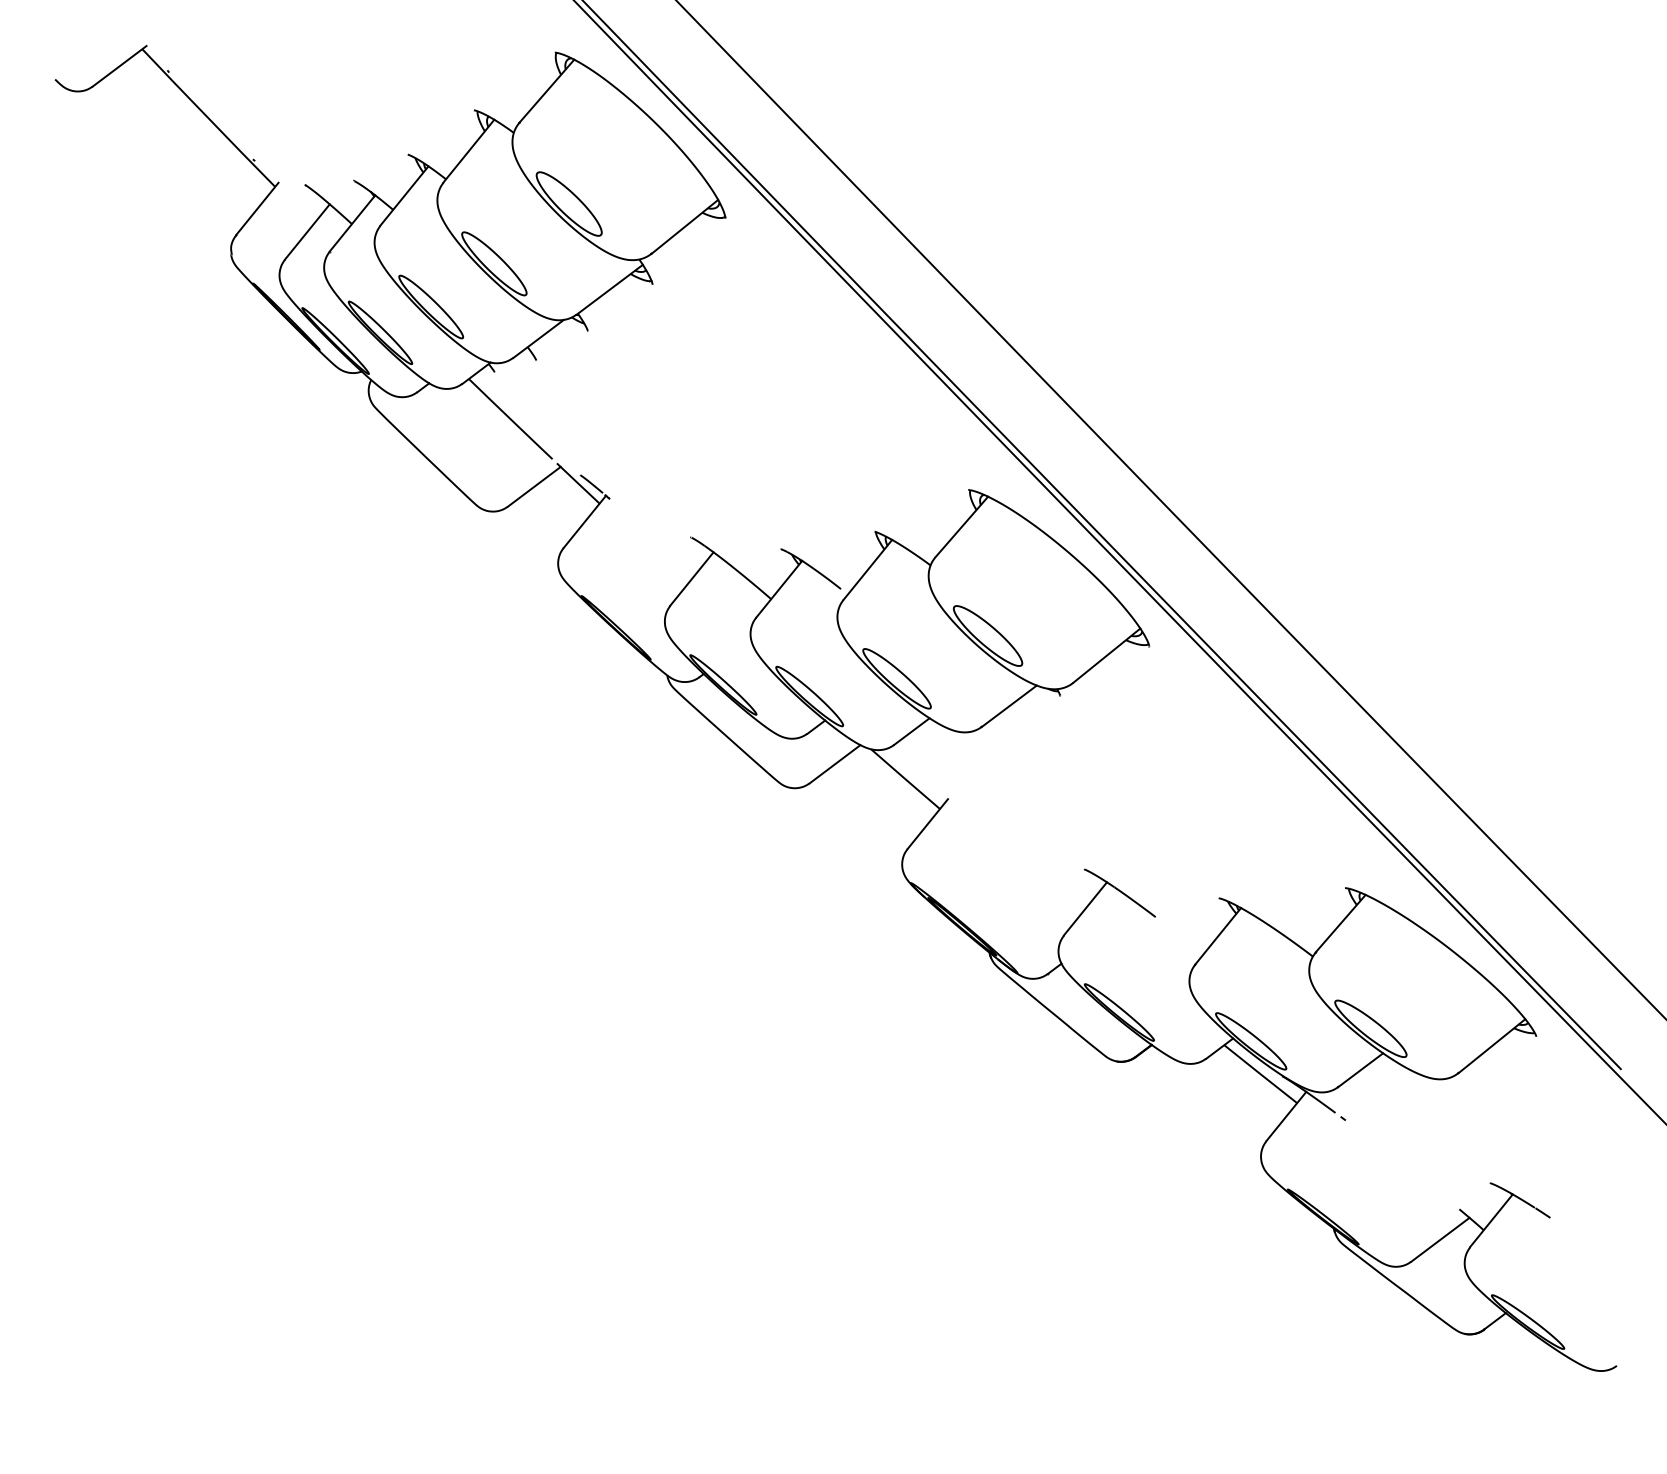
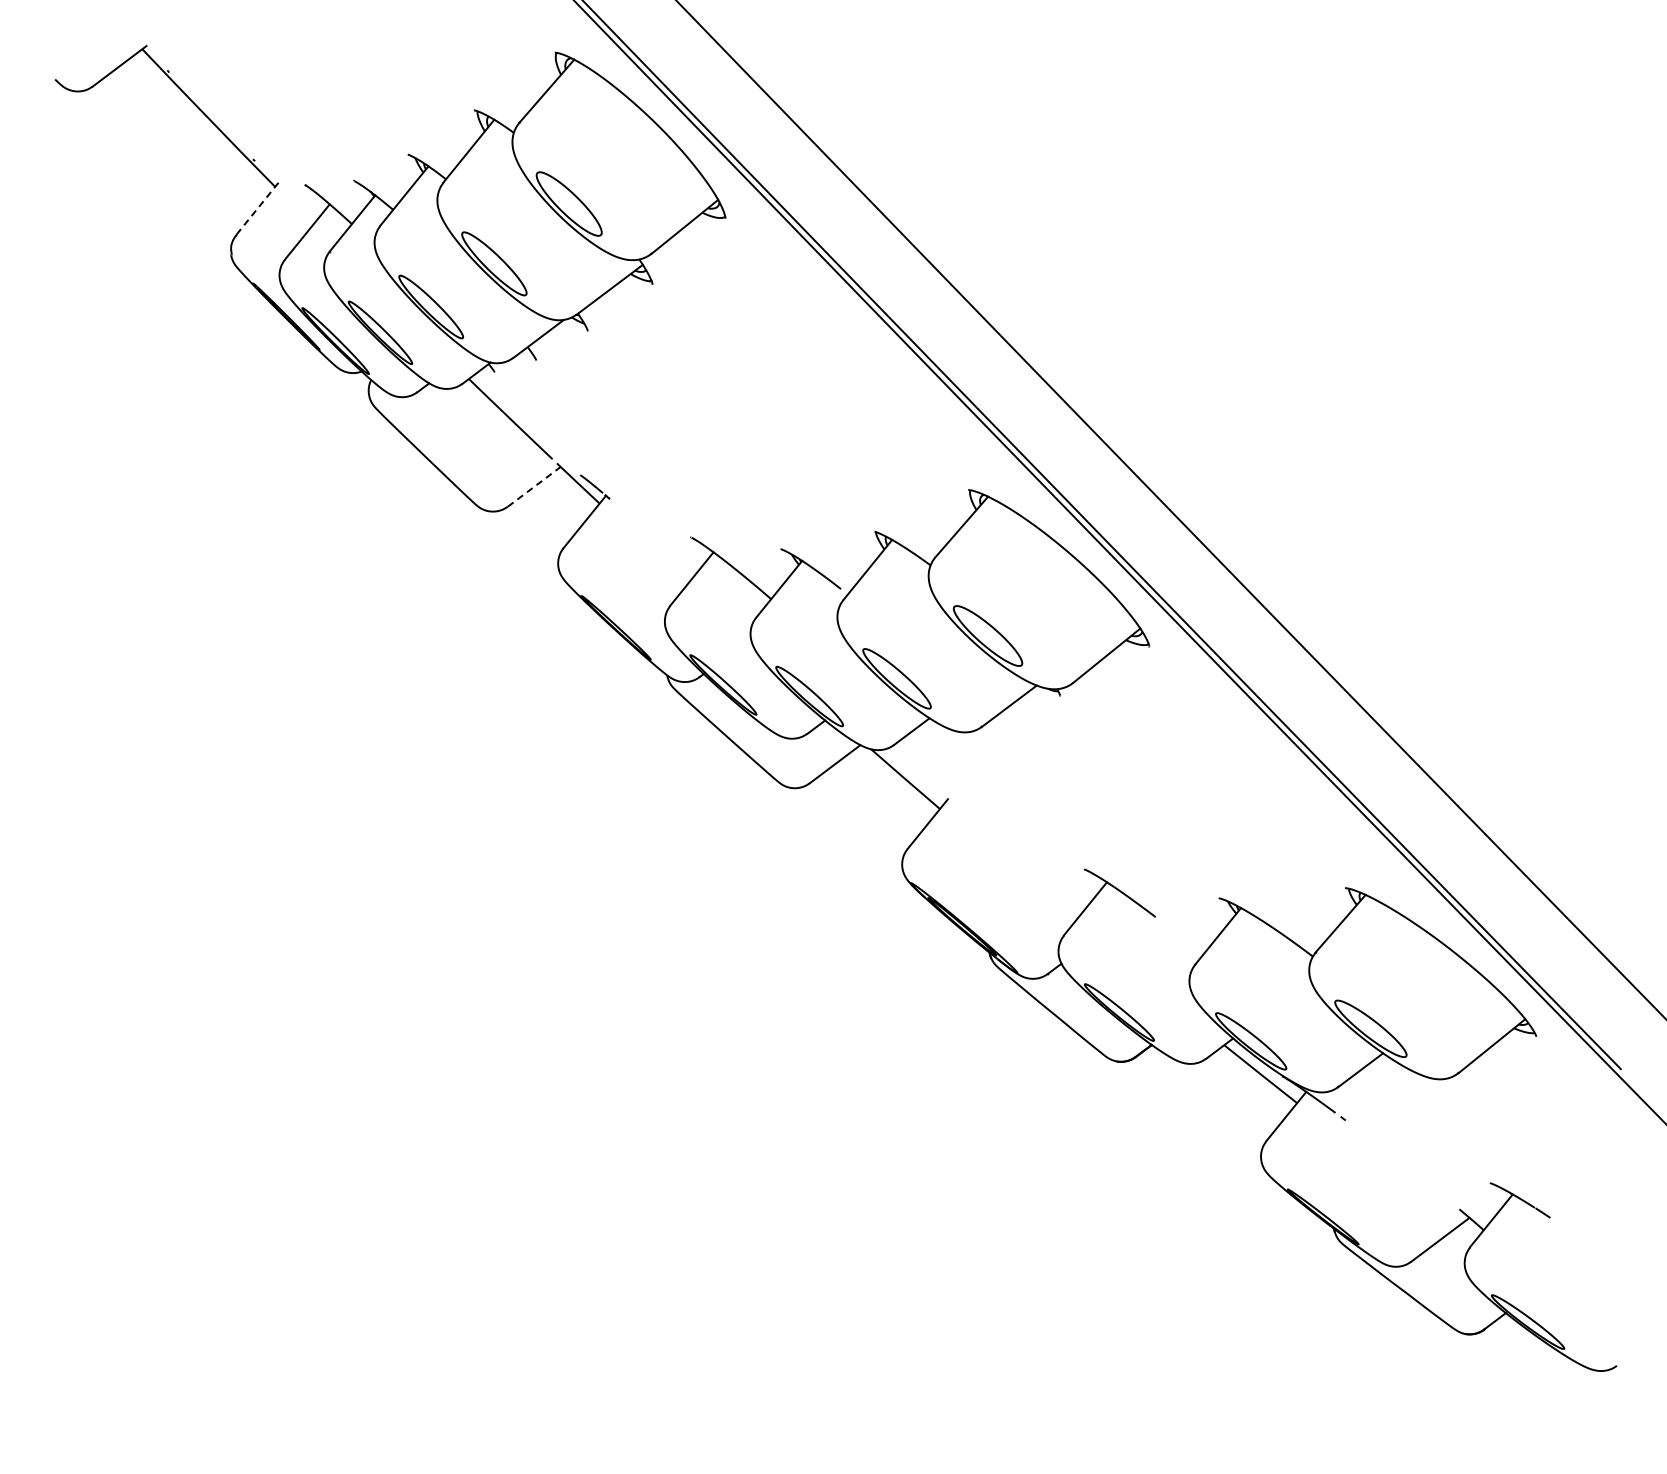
line: solid -> dashed (257, 208)
line: solid -> dashed (534, 486)
